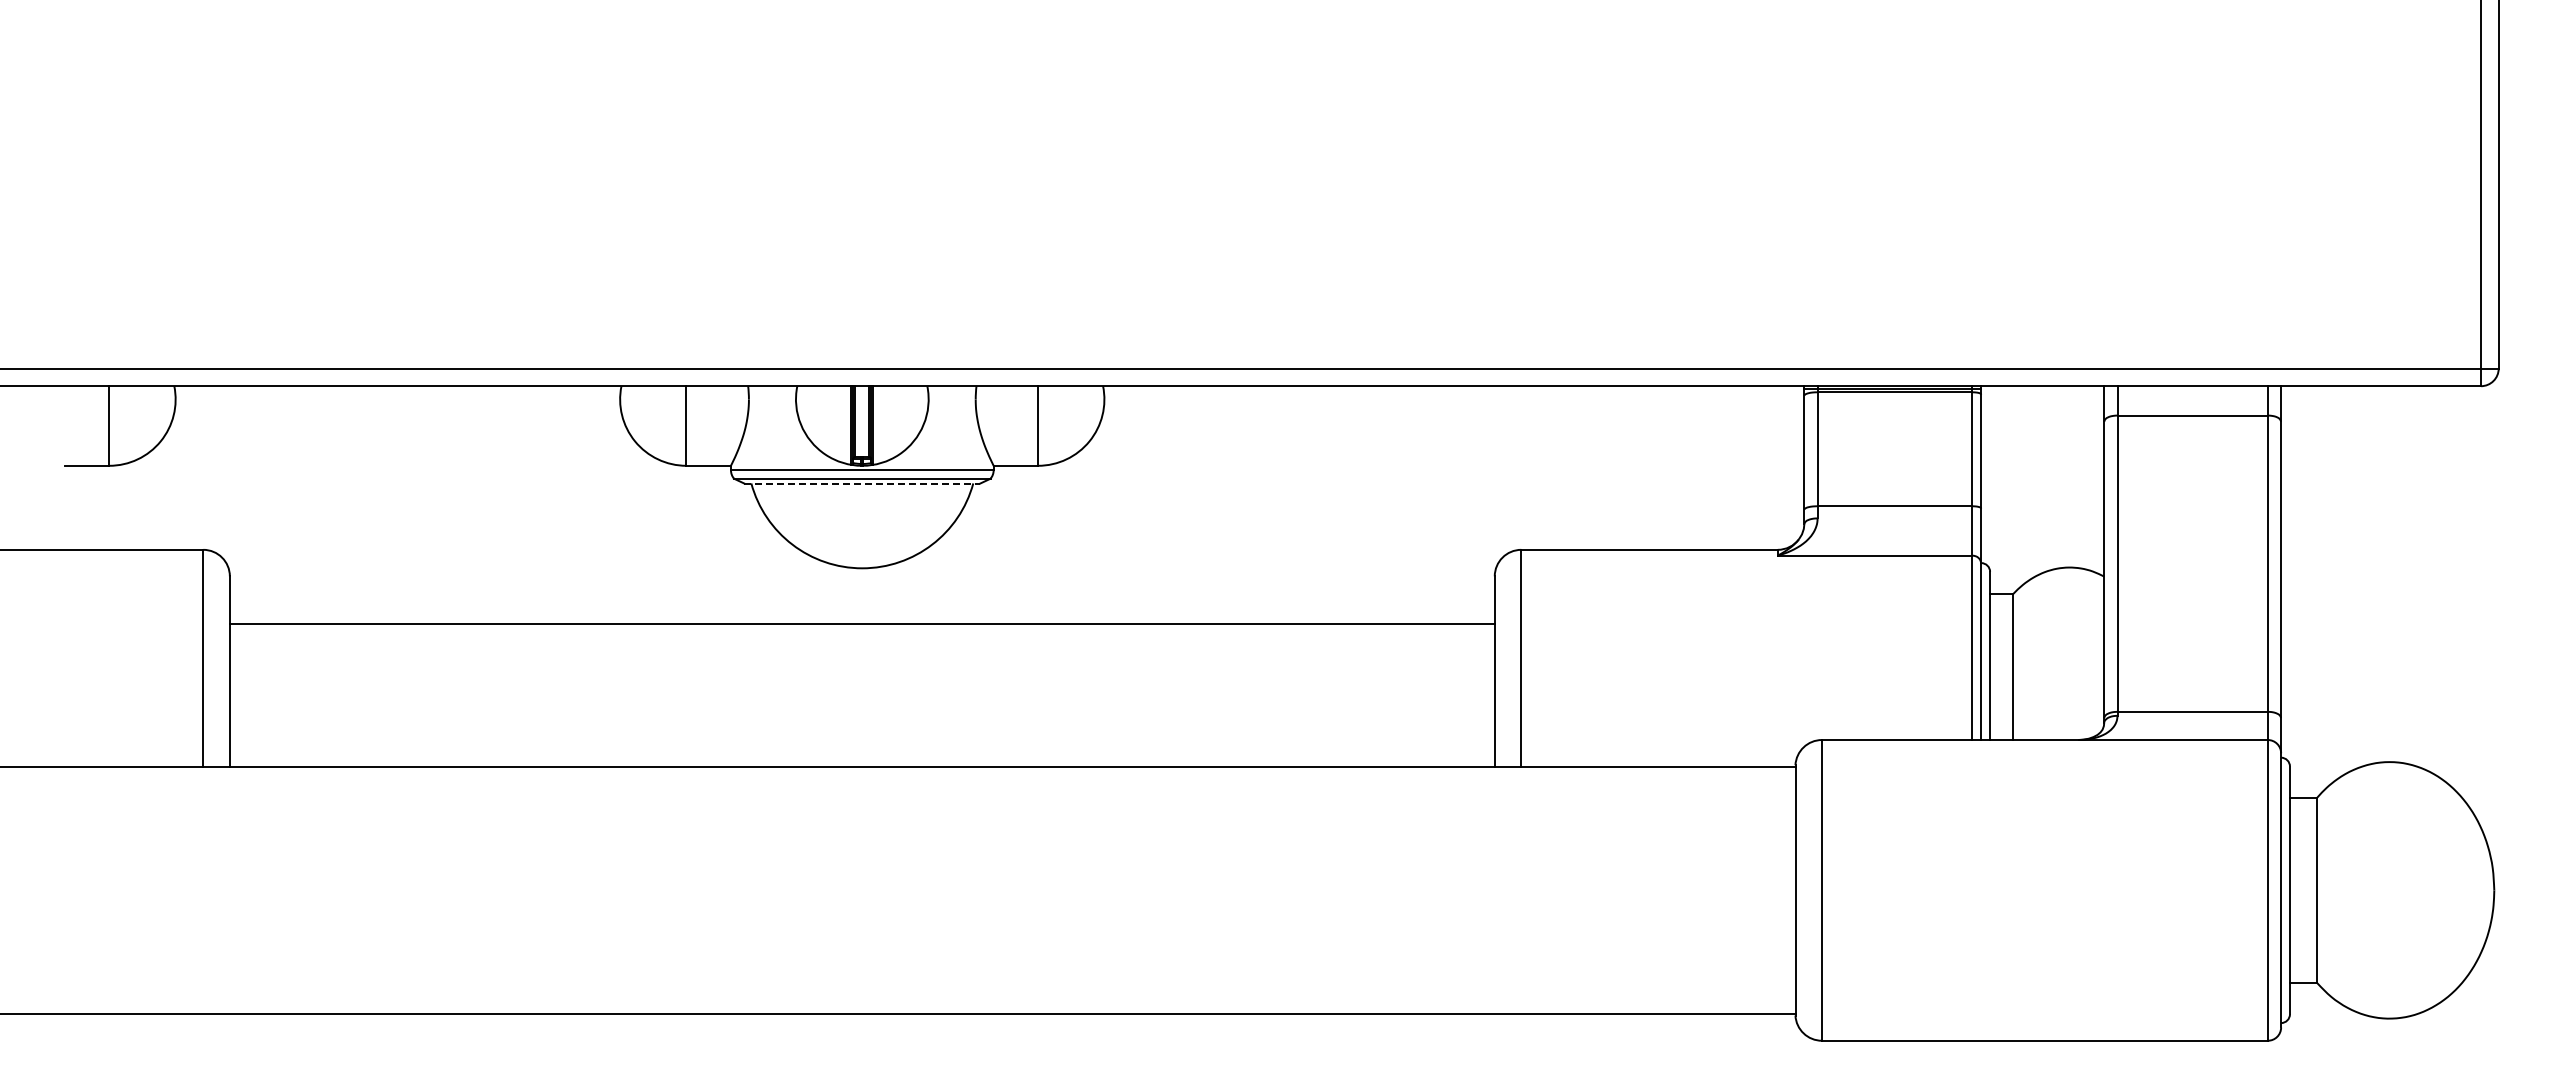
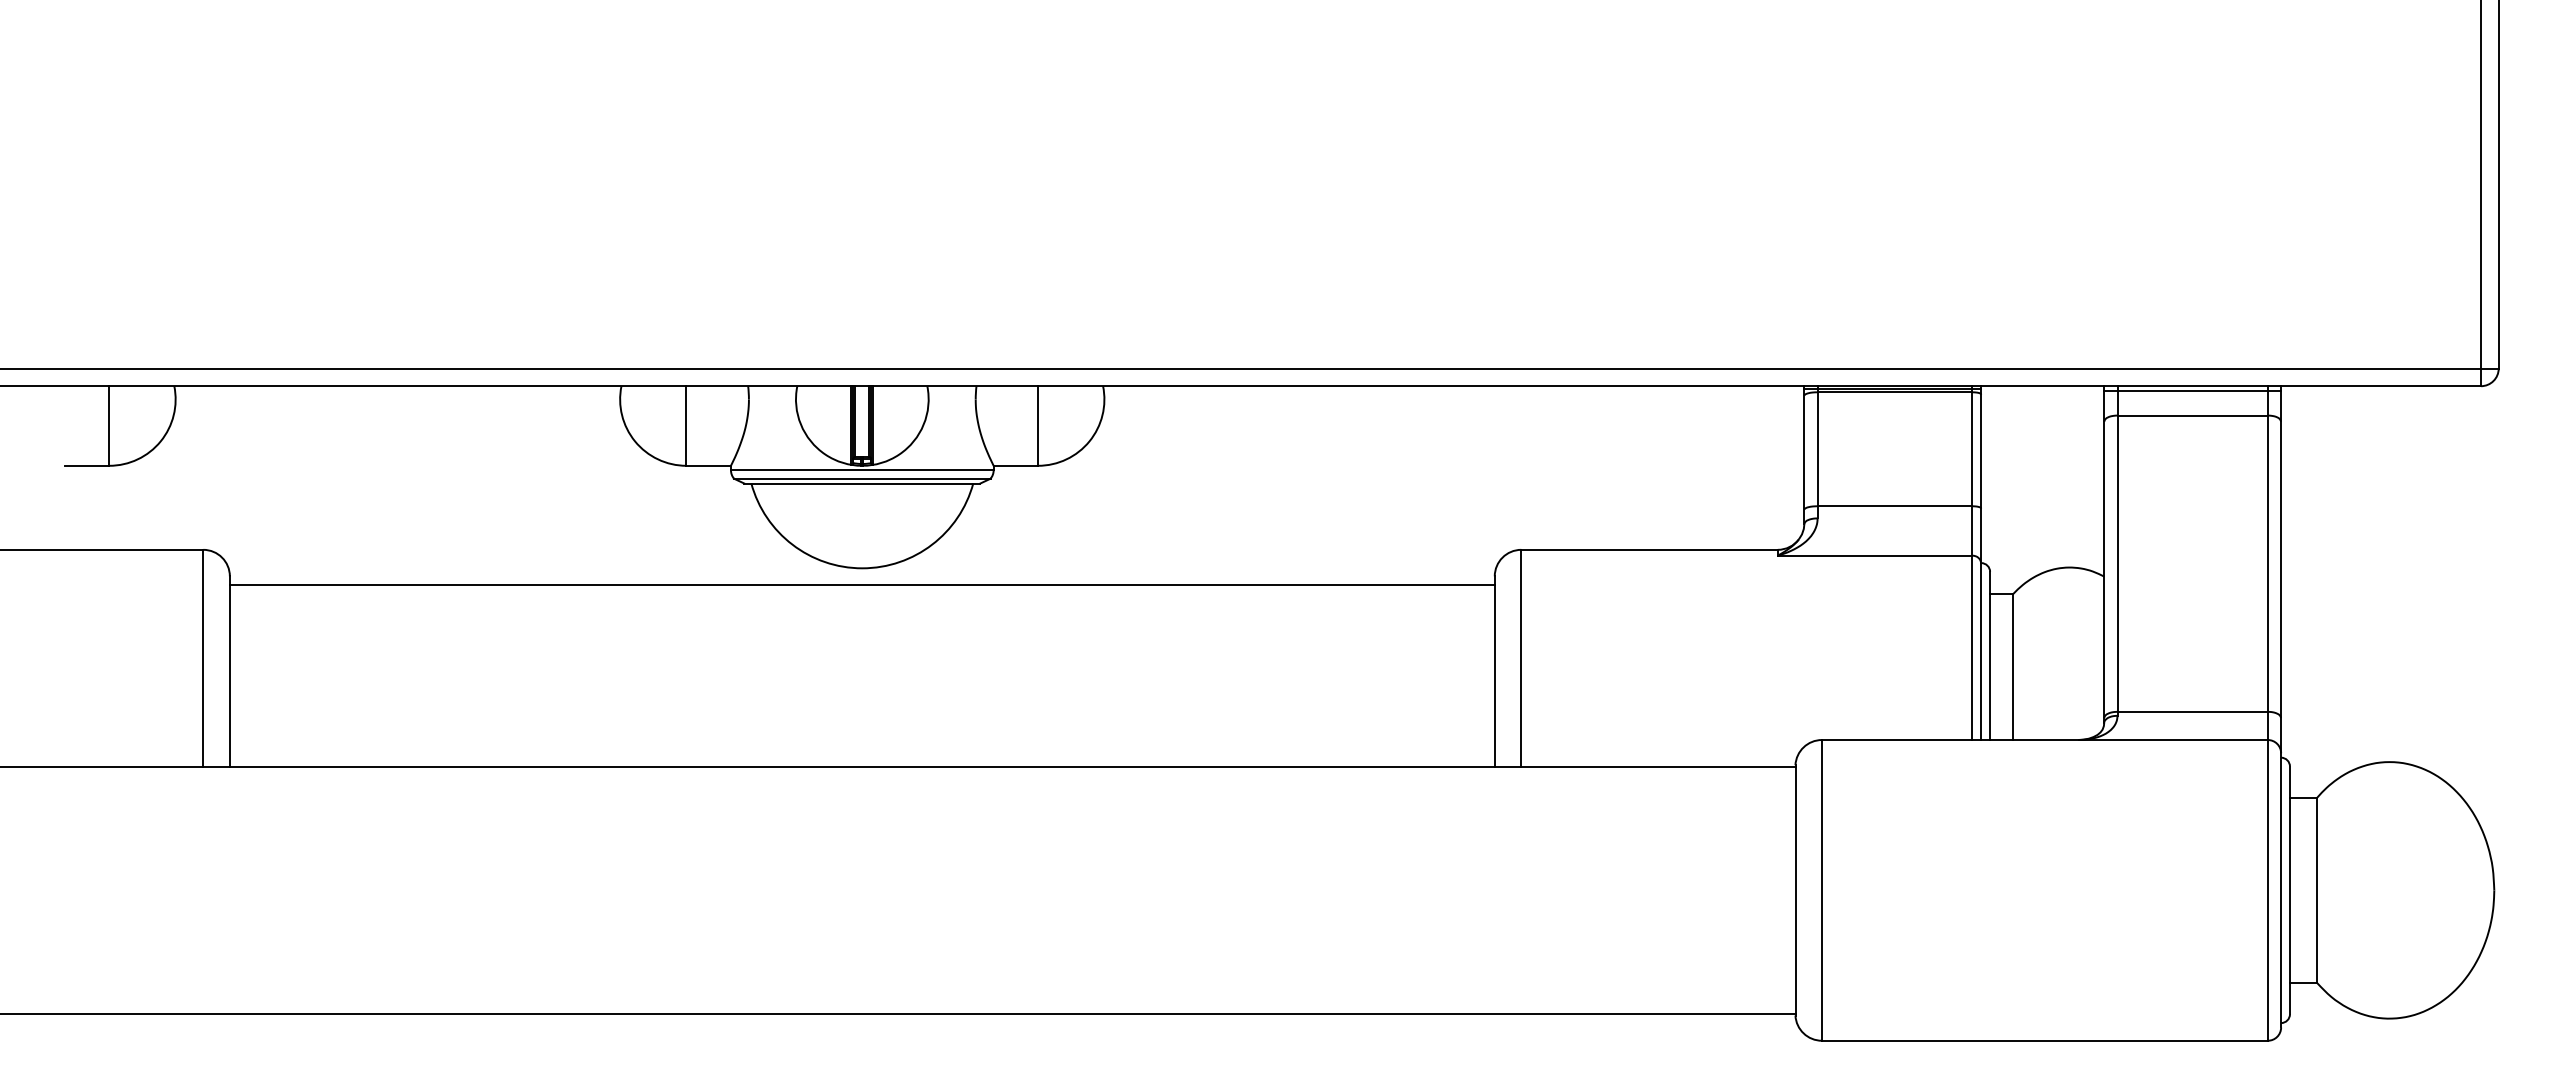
line: none -> present (2192, 390)
line: dashed -> solid (862, 483)
line position: (861, 624) -> (861, 585) (861, 585)
